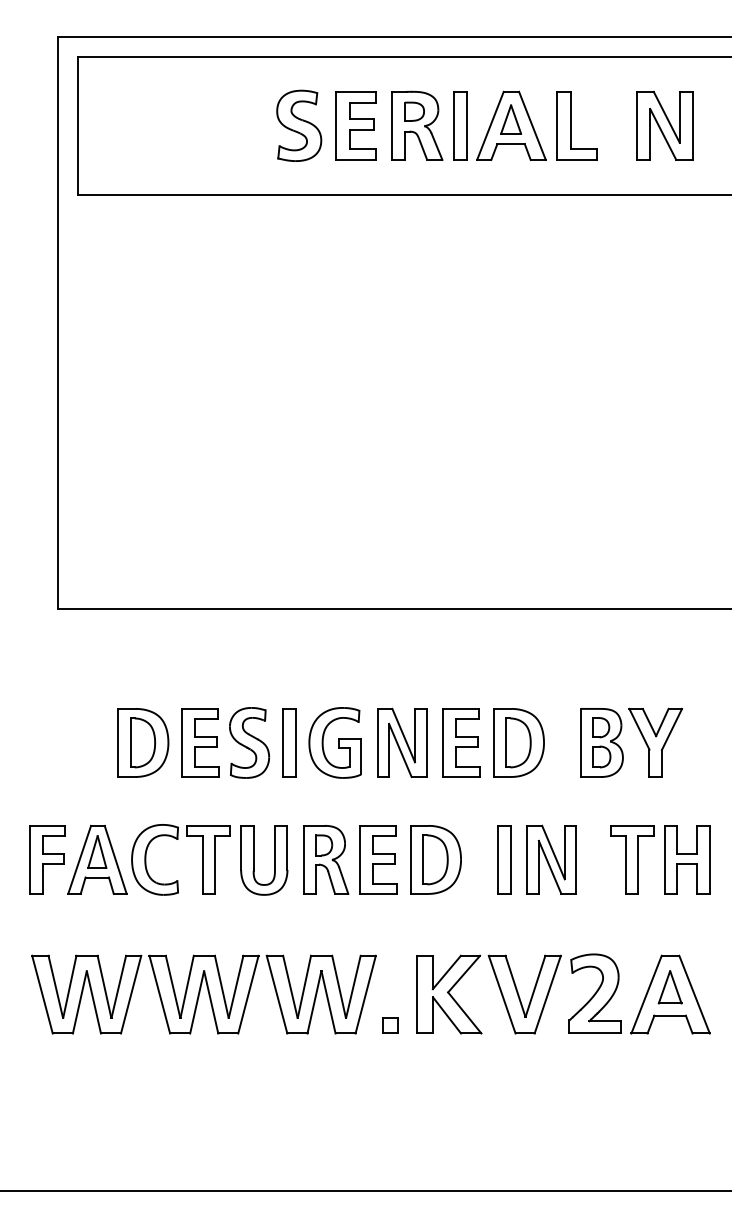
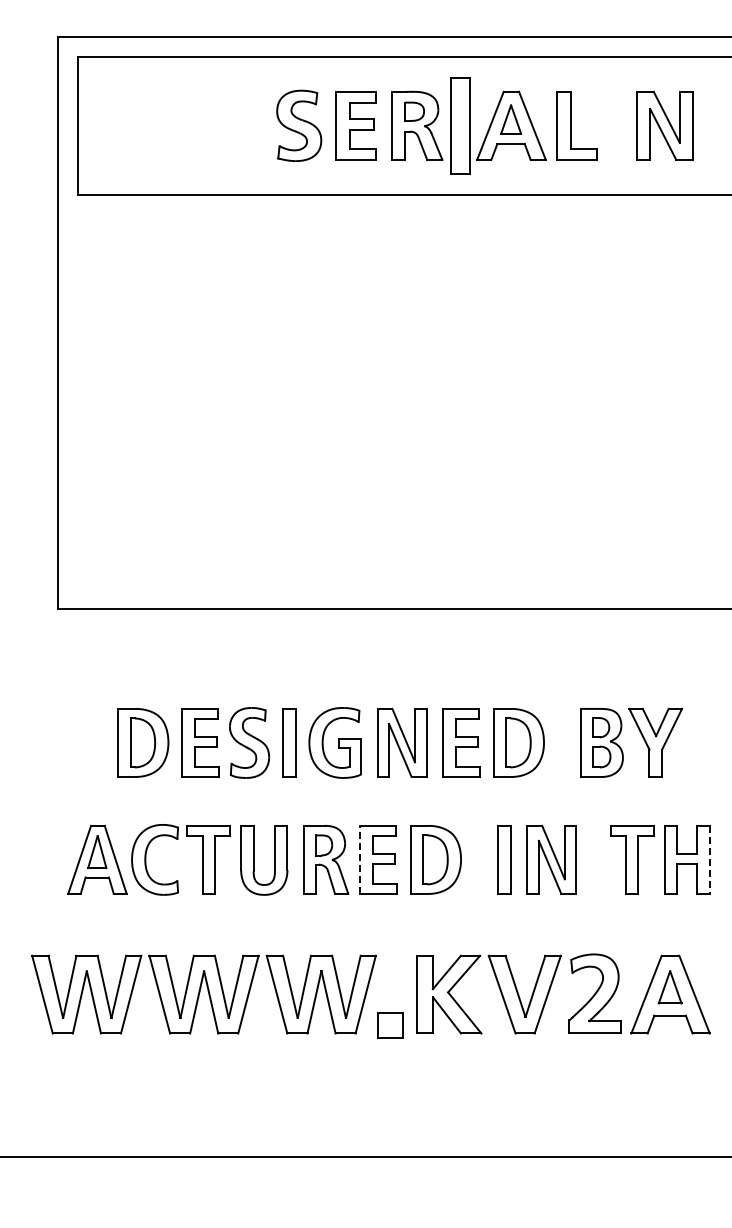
part size: 15x70 px -> 21x98 px (460, 125)
part: present -> none (47, 859)
line: solid -> dashed (360, 859)
line: solid -> dashed (709, 860)
part size: 17x17 px -> 27x27 px (390, 1025)
line position: (365, 1191) -> (365, 1157) (365, 1157)
